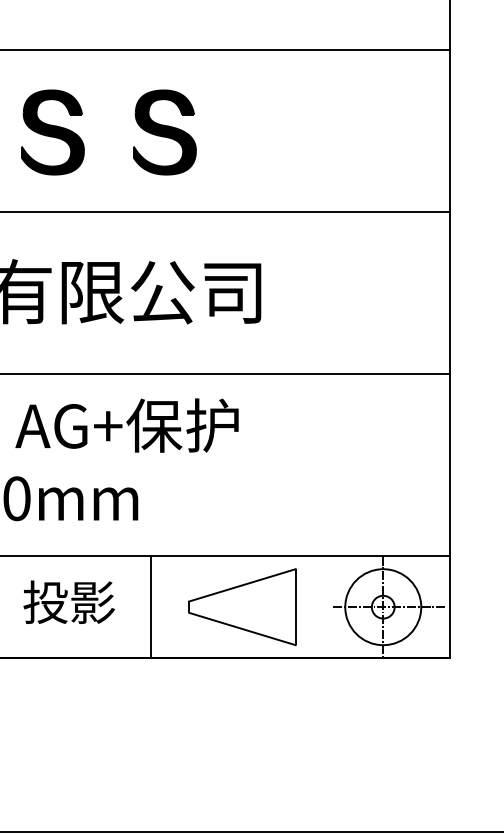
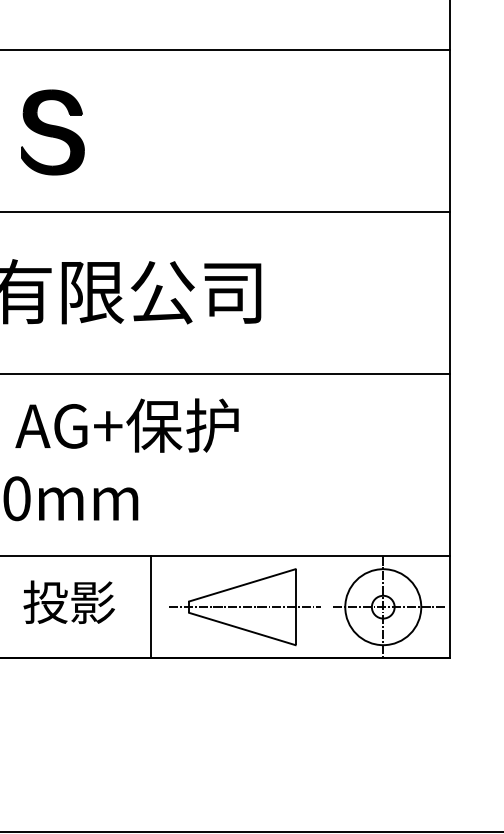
part: present -> none (164, 132)
line: none -> present (244, 607)
